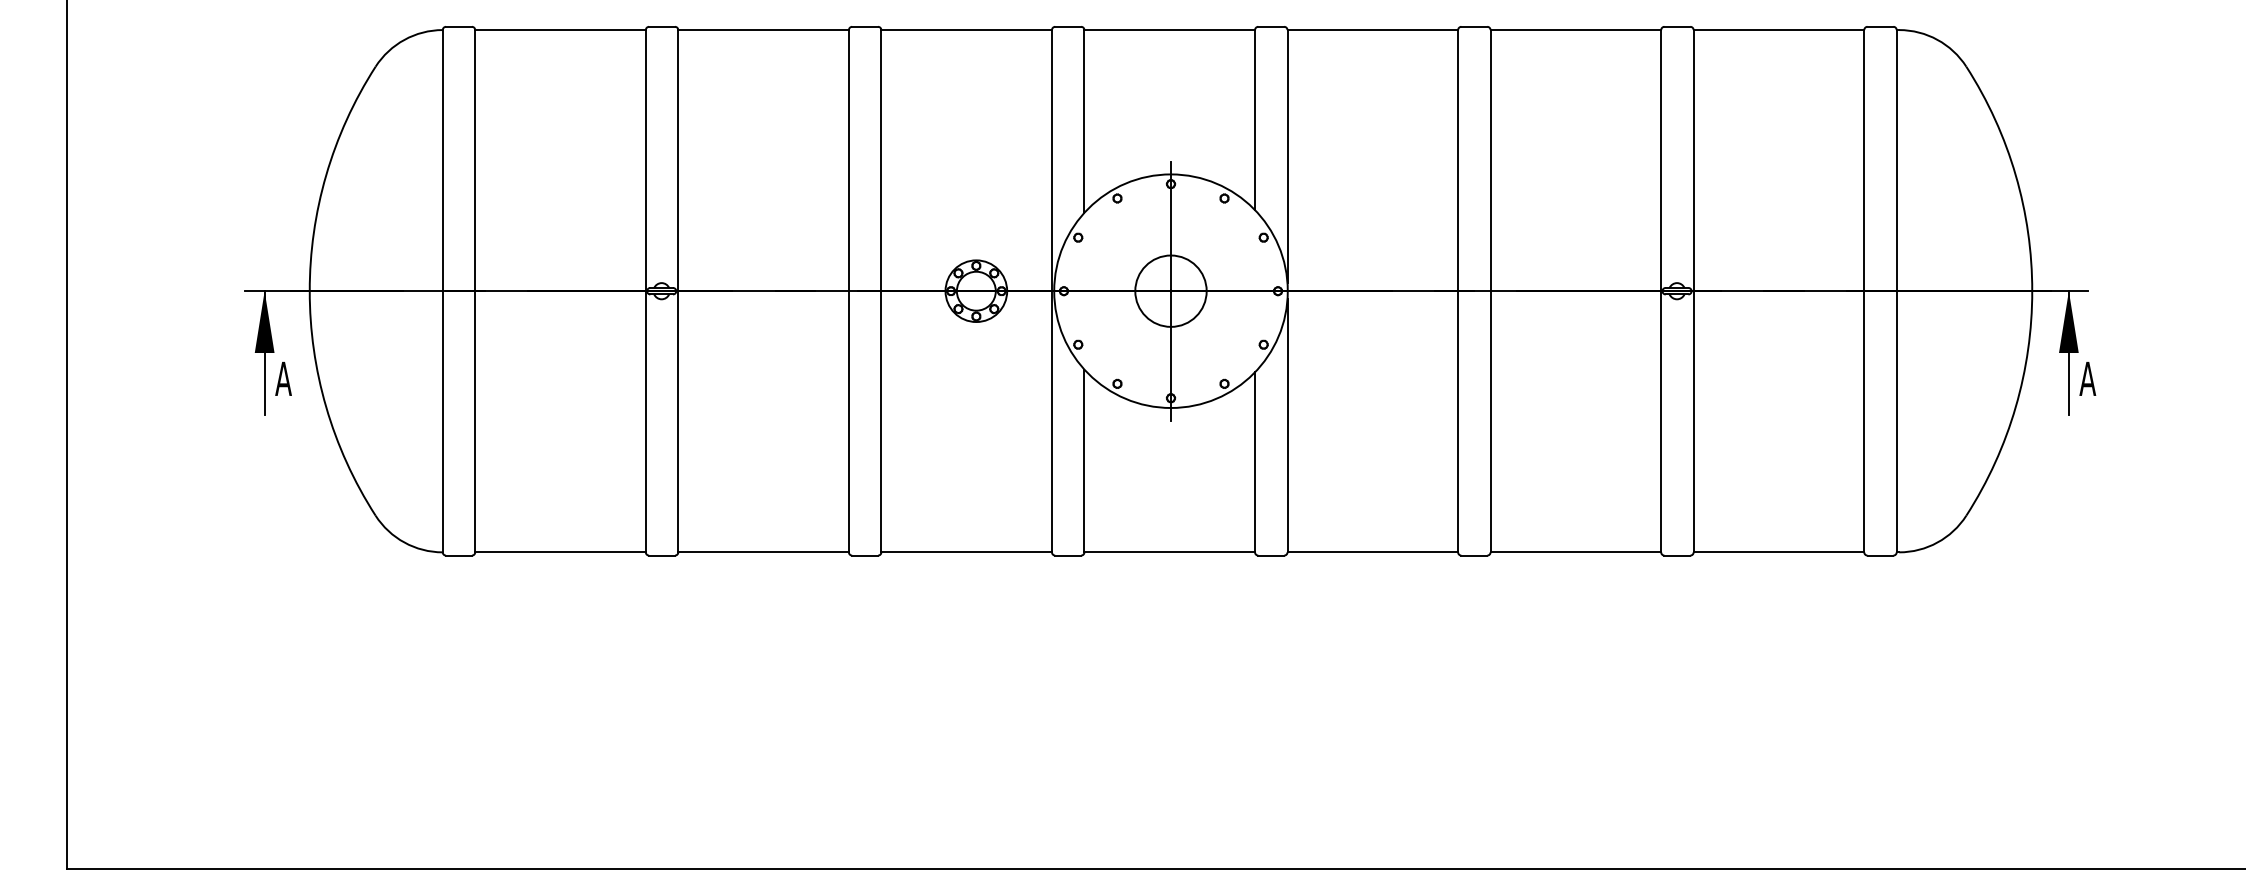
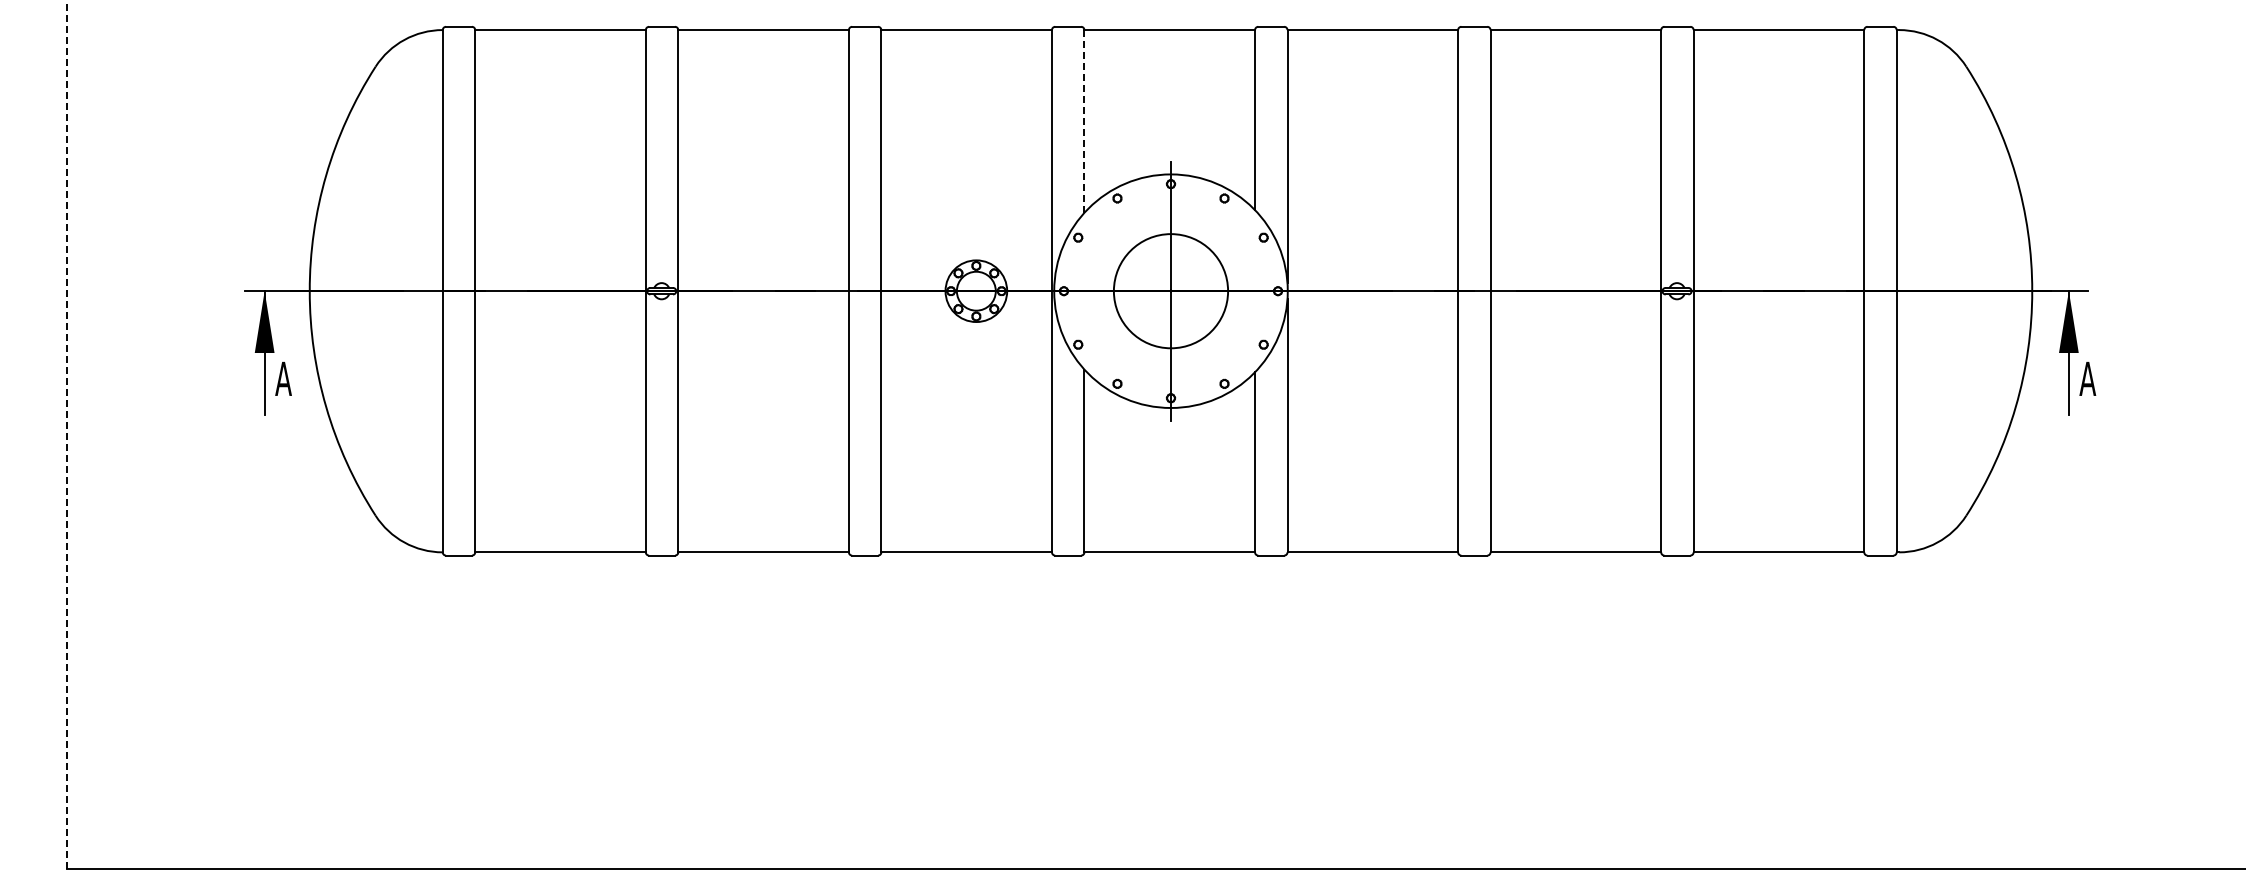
line: solid -> dashed (1084, 120)
circle diameter: 71 px -> 114 px (1170, 291)
line: solid -> dashed (67, 434)
